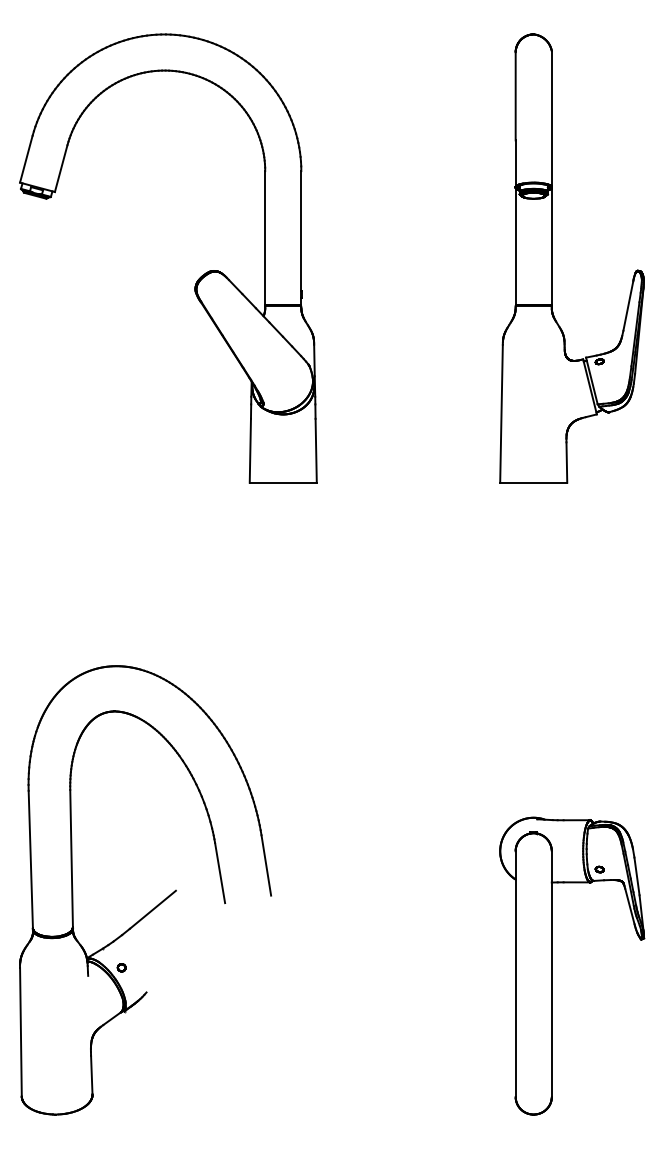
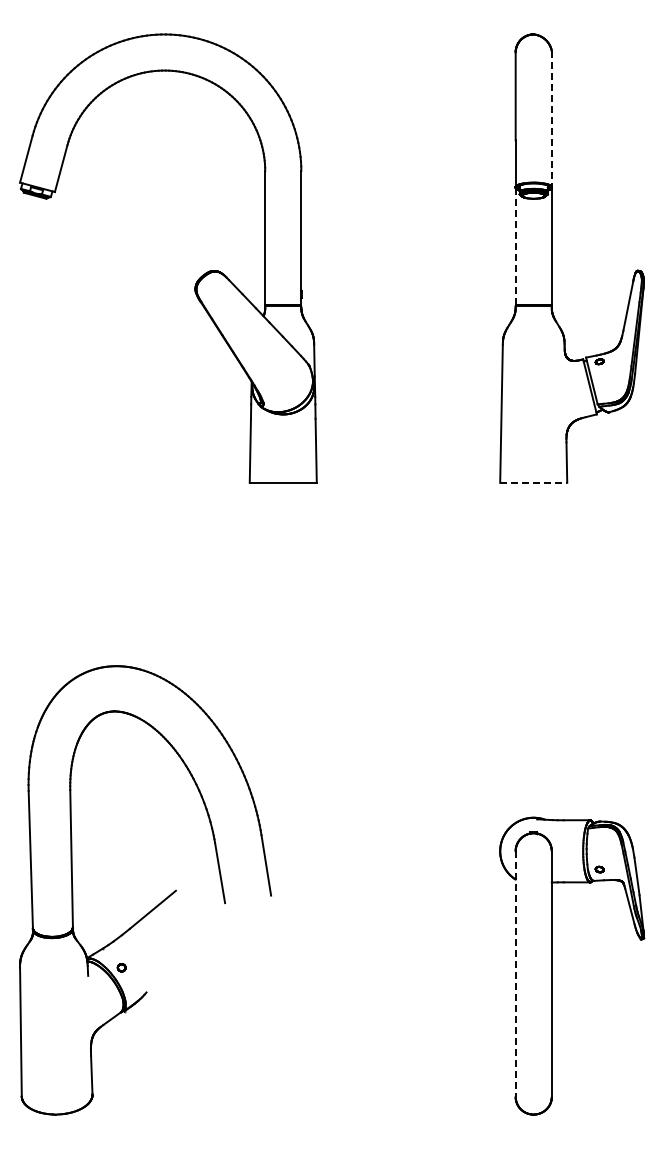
line: solid -> dashed (551, 119)
line: solid -> dashed (515, 246)
line: solid -> dashed (533, 482)
line: solid -> dashed (515, 974)
